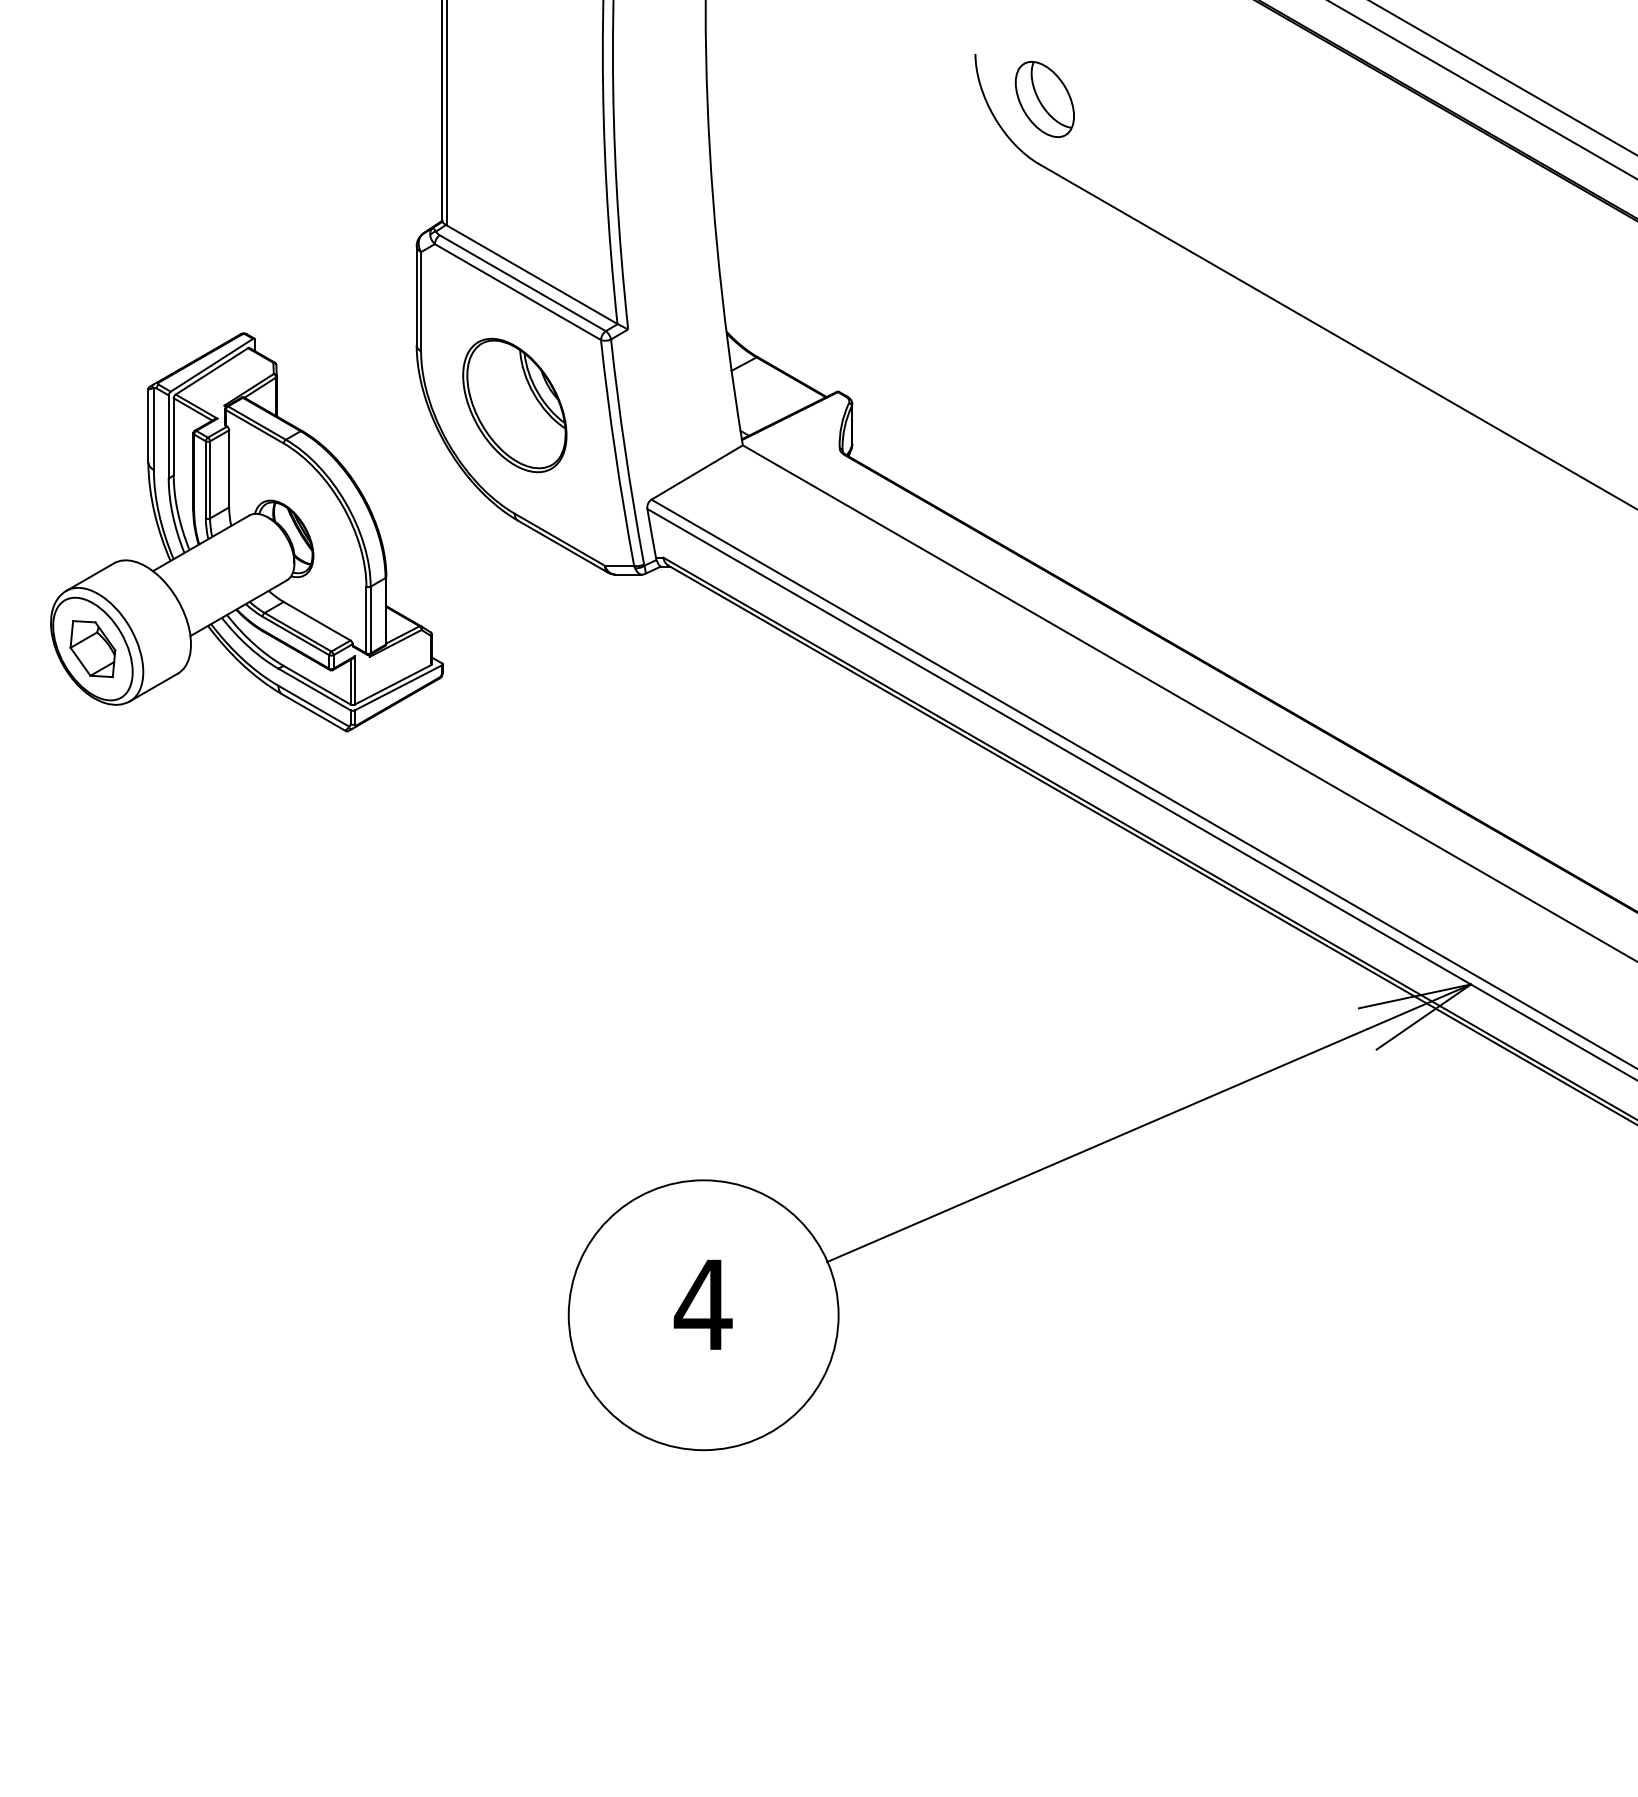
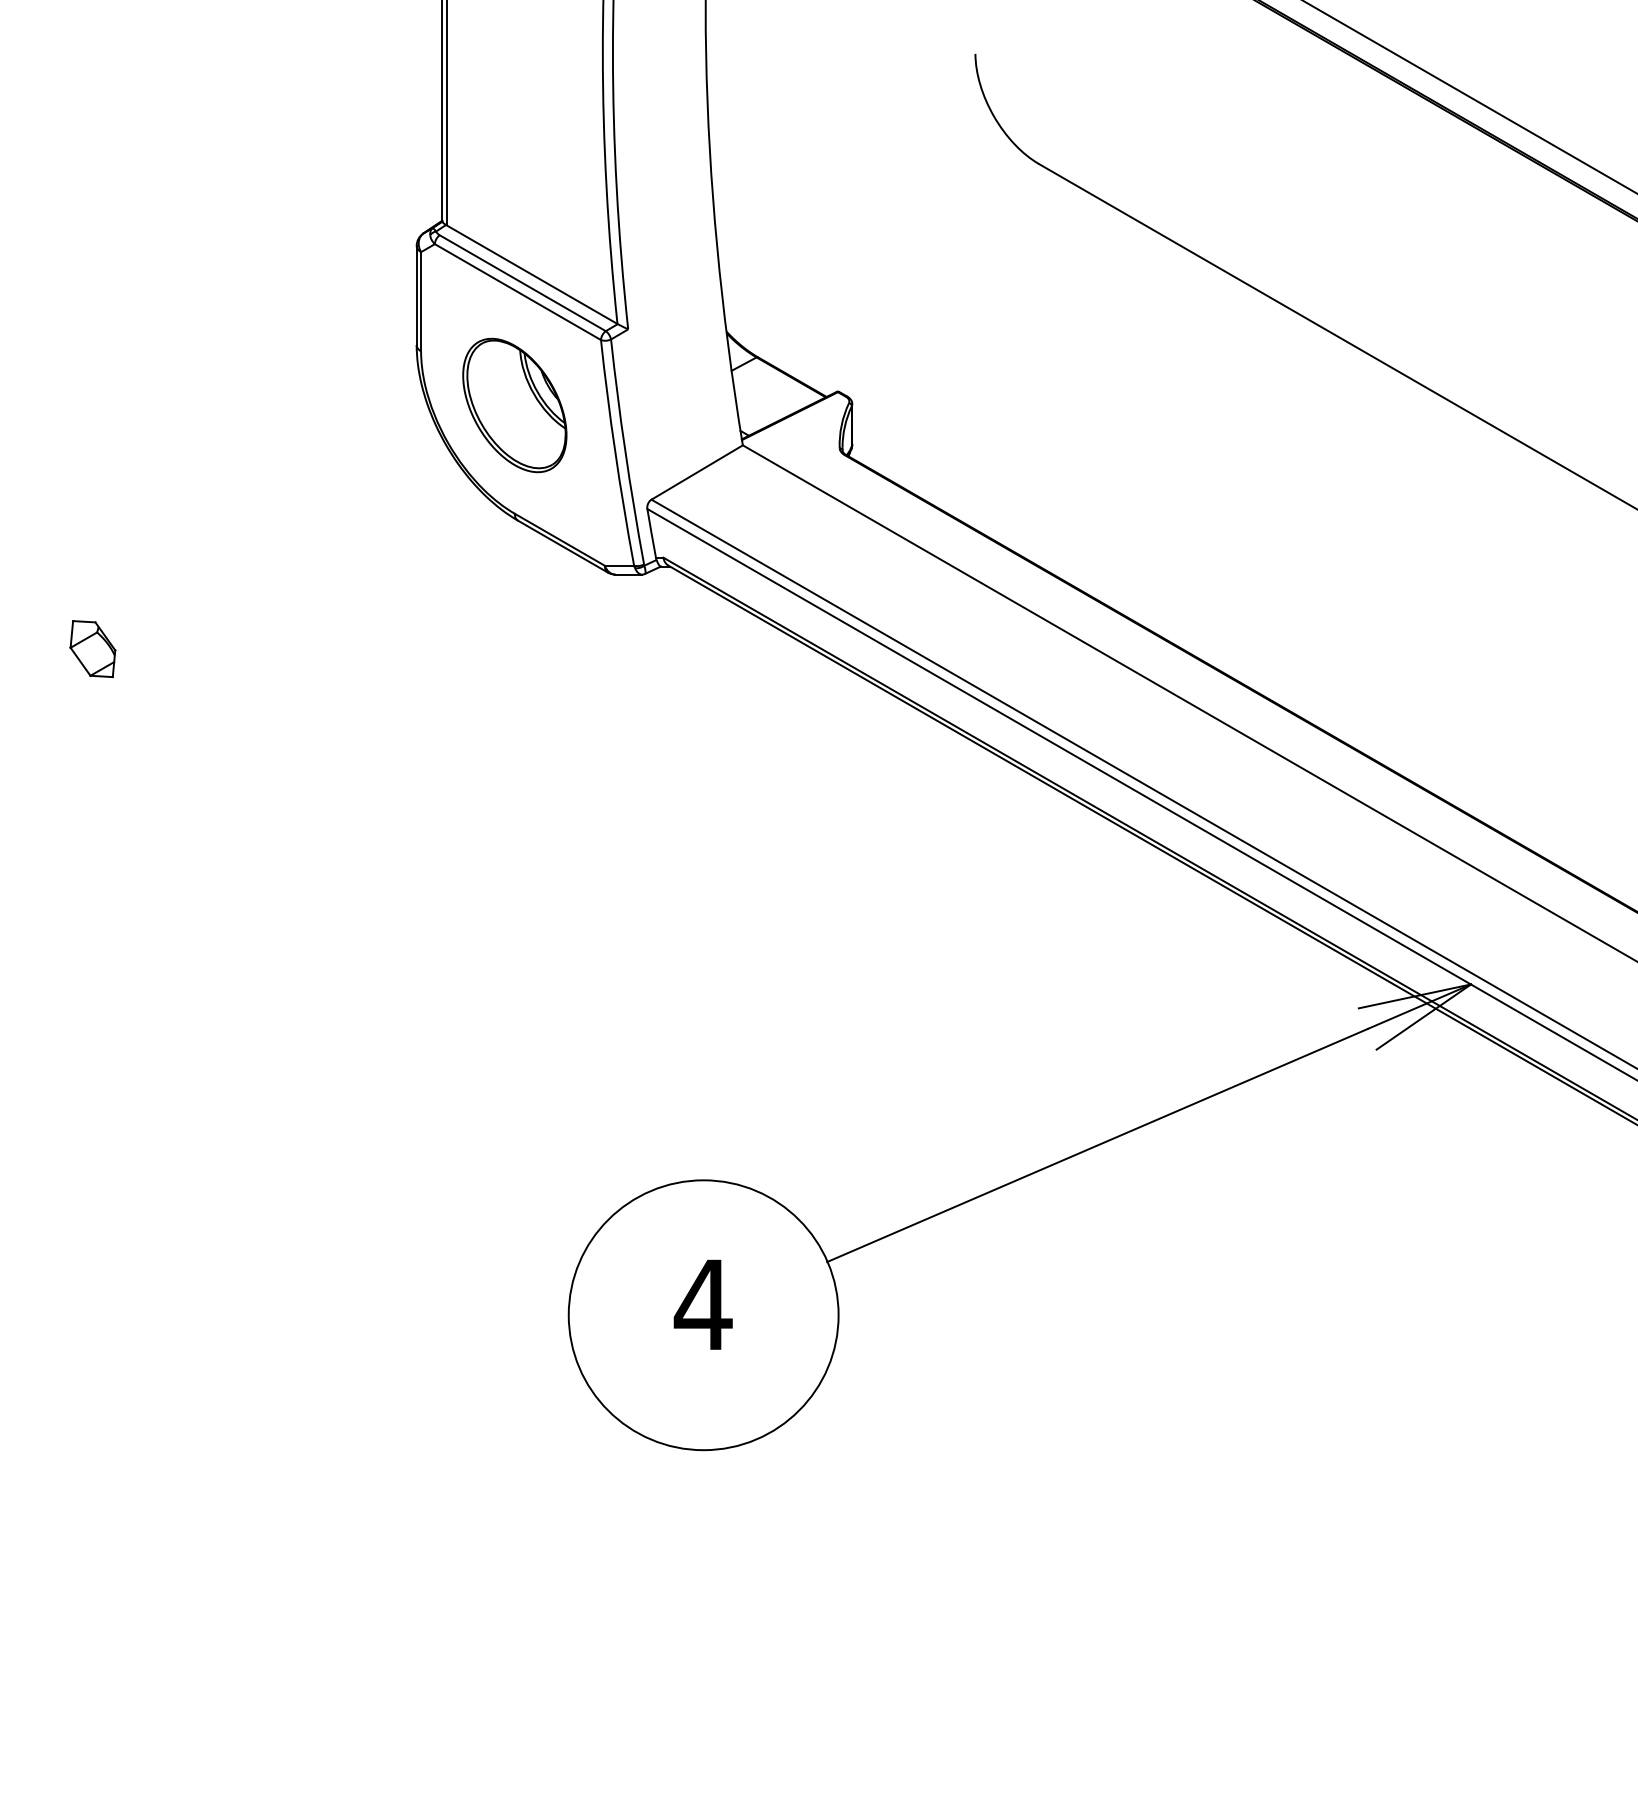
line: present -> none (1503, 78)
line position: (1482, 89) -> (1469, 97) (1469, 97)
part: present -> none (1044, 99)
part: present -> none (246, 532)
